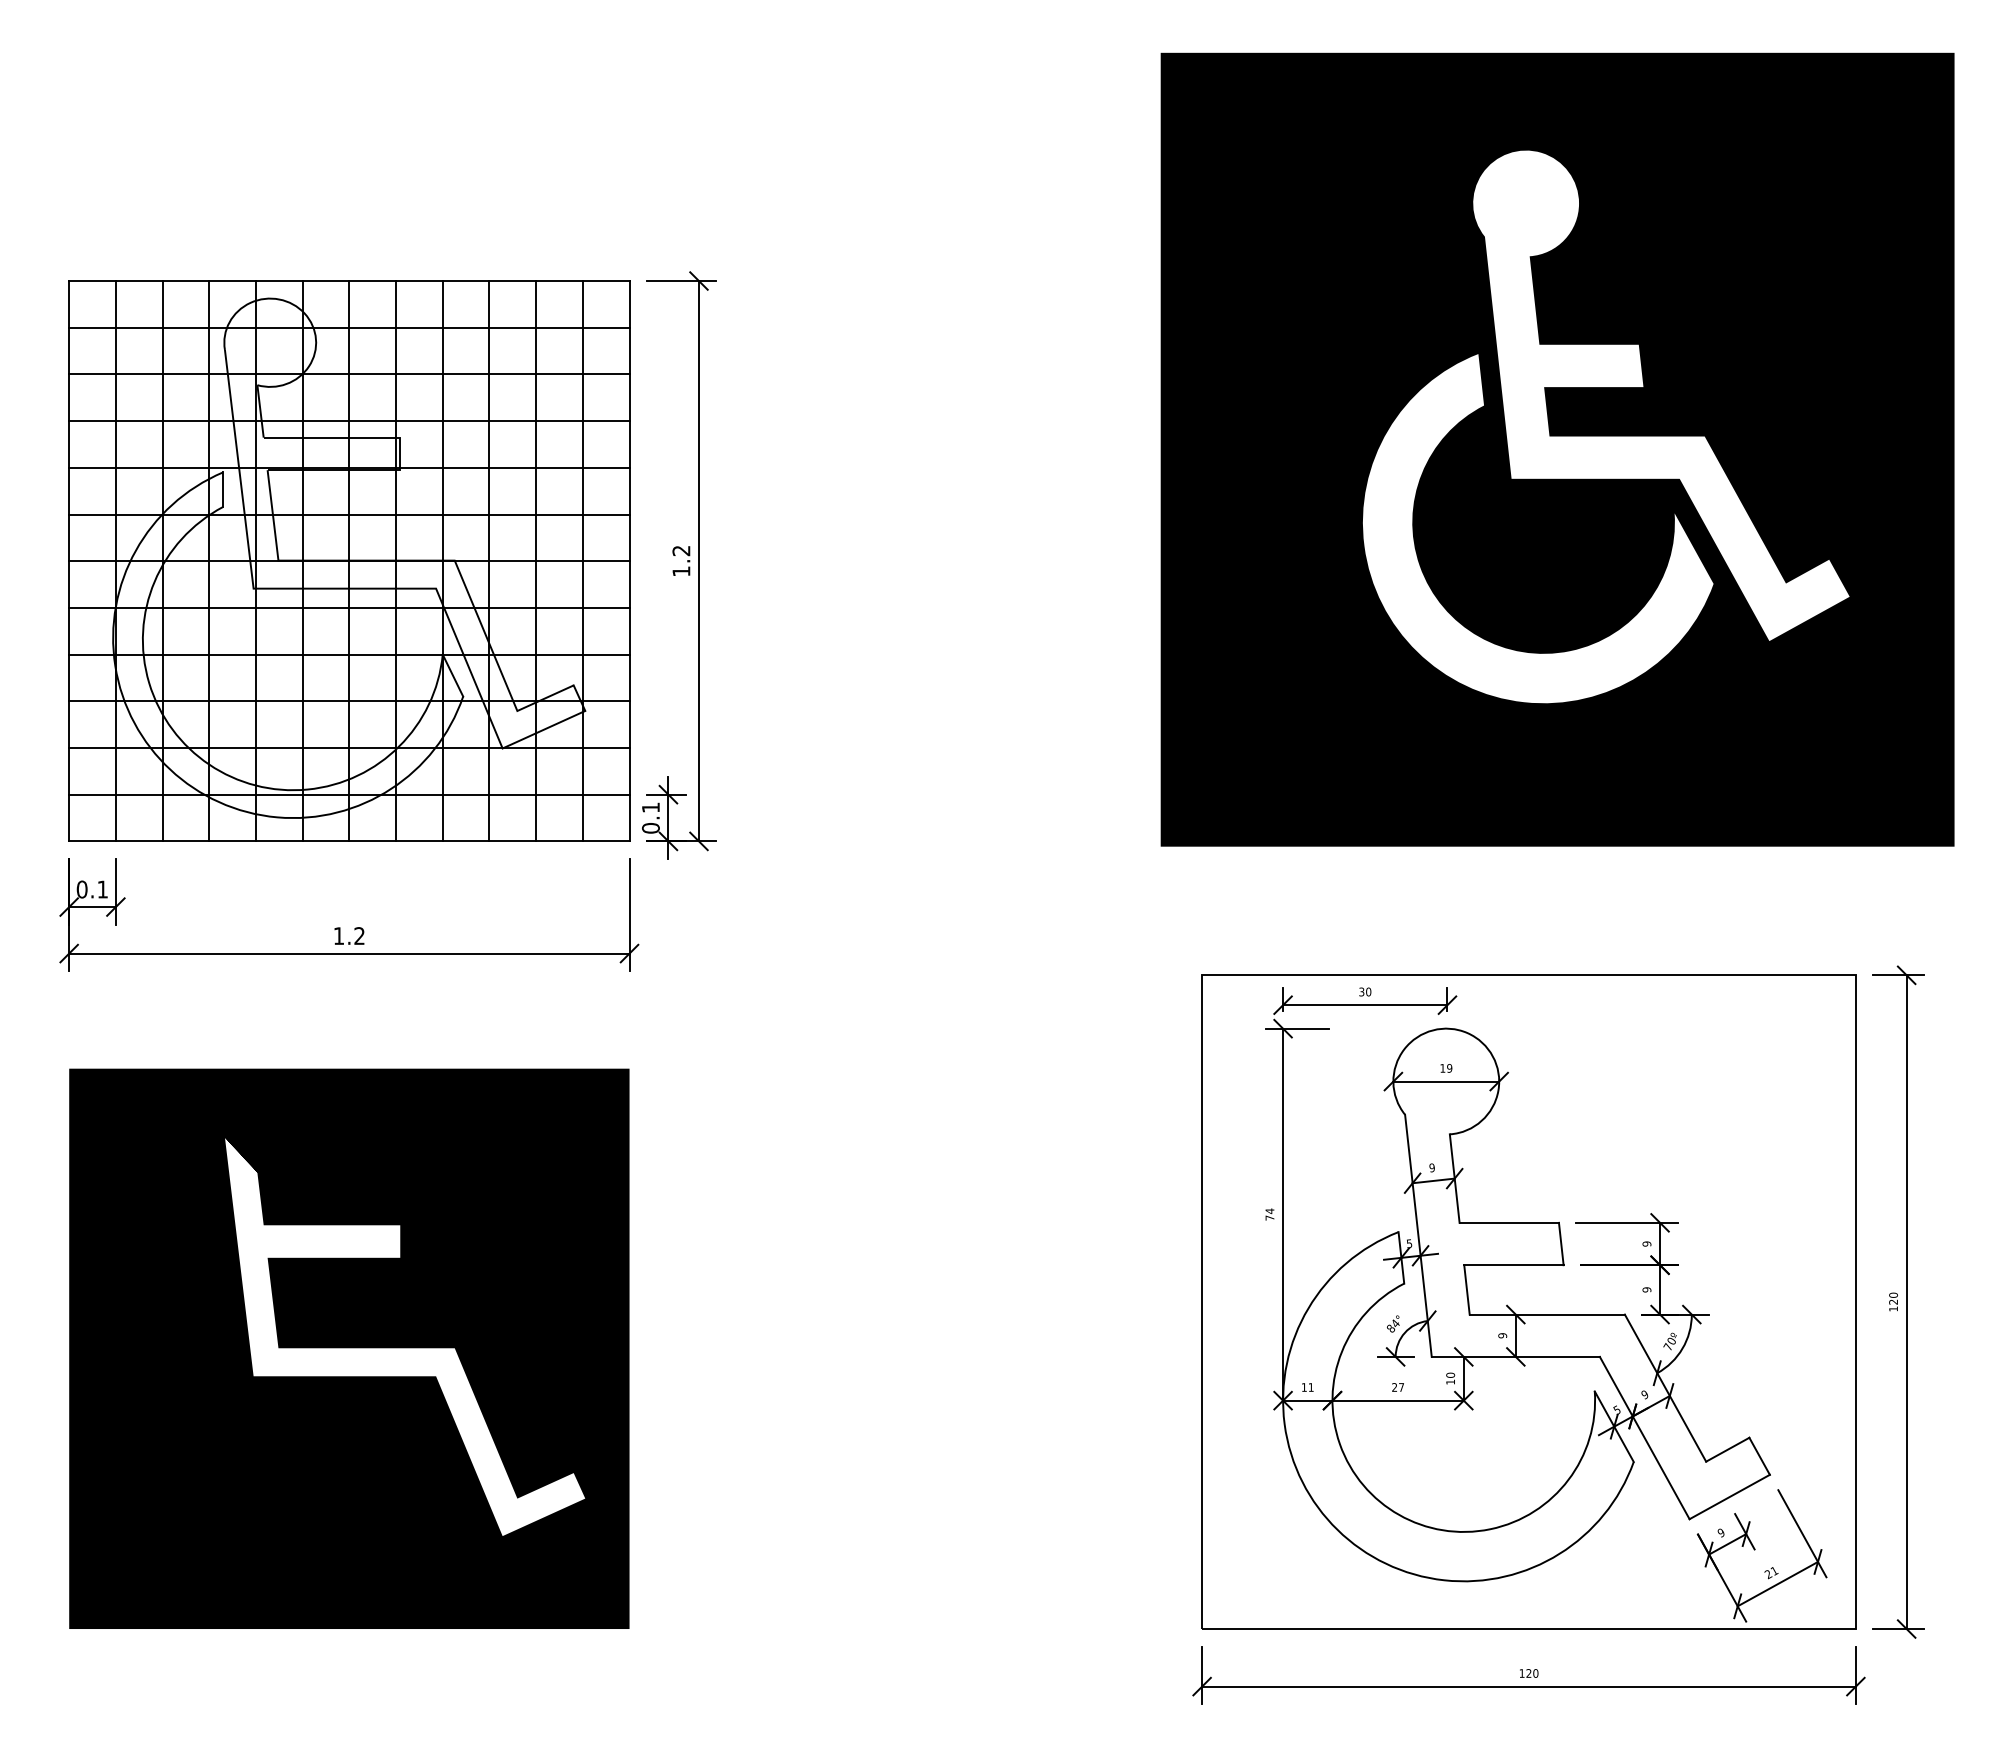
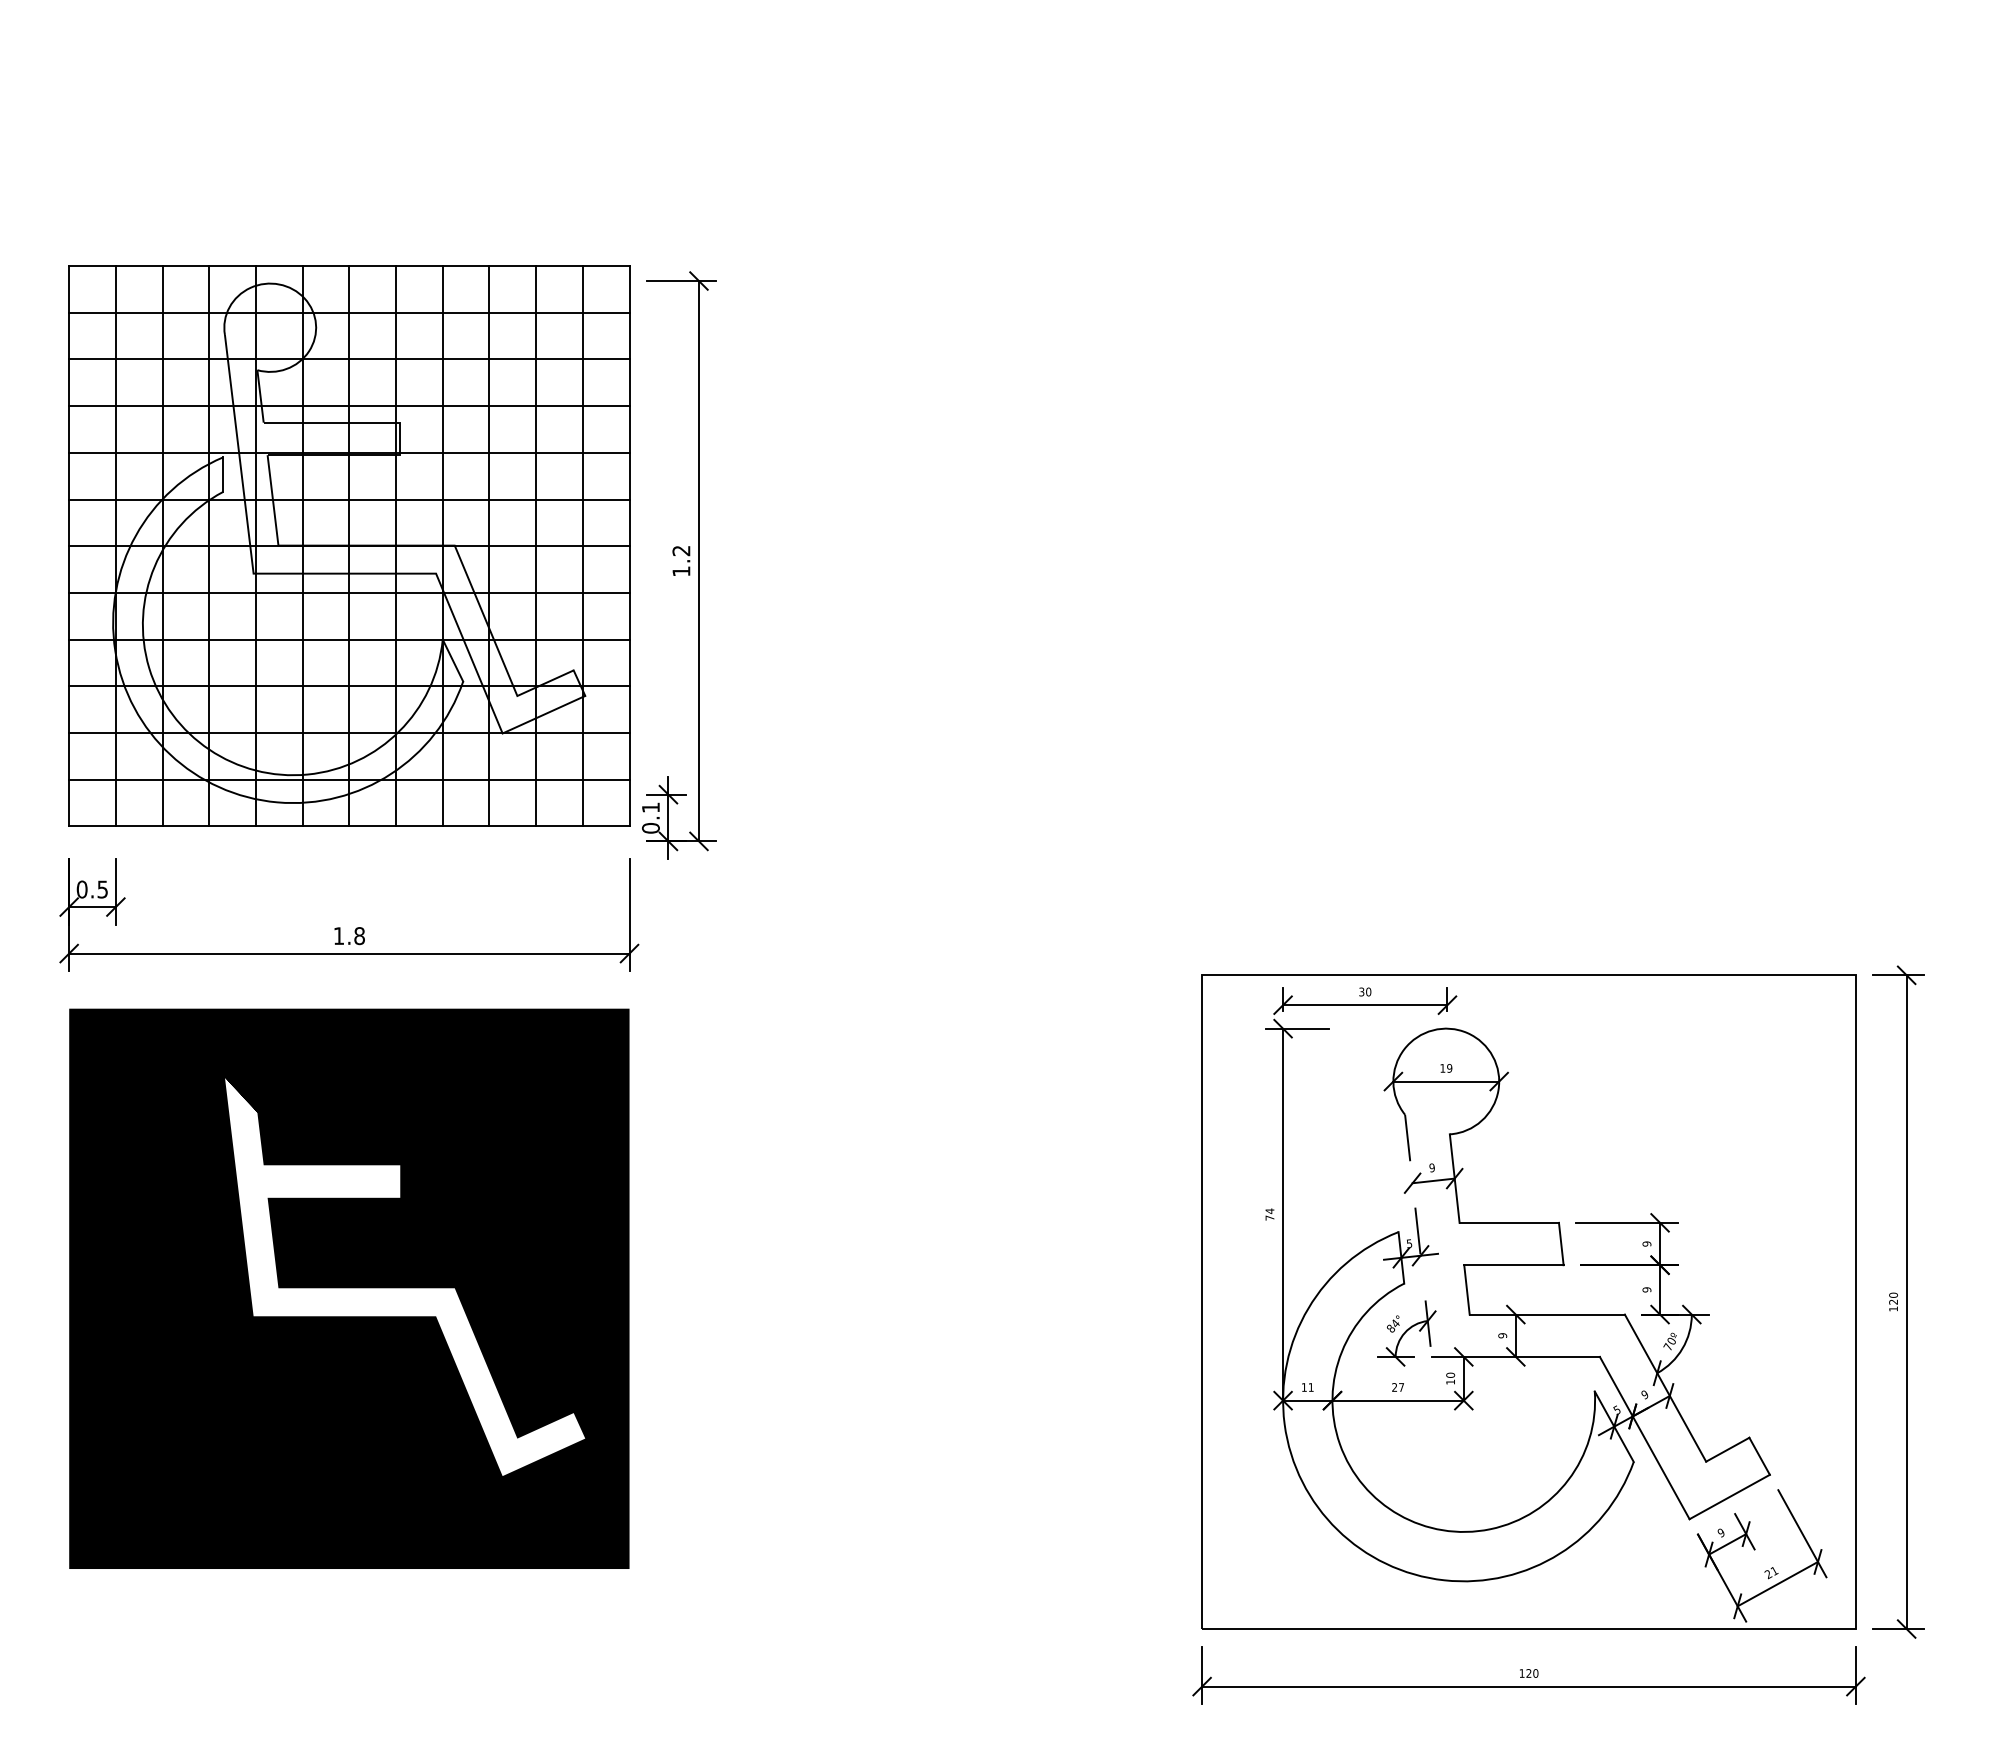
part: present -> none (1557, 449)
part position: (349, 560) -> (349, 545) (349, 545)
text: 0.1 -> 0.5 (102, 889)
text: 1.2 -> 1.8 (359, 936)
line: solid -> dashed (1418, 1235)
part position: (349, 1348) -> (349, 1288) (349, 1288)
